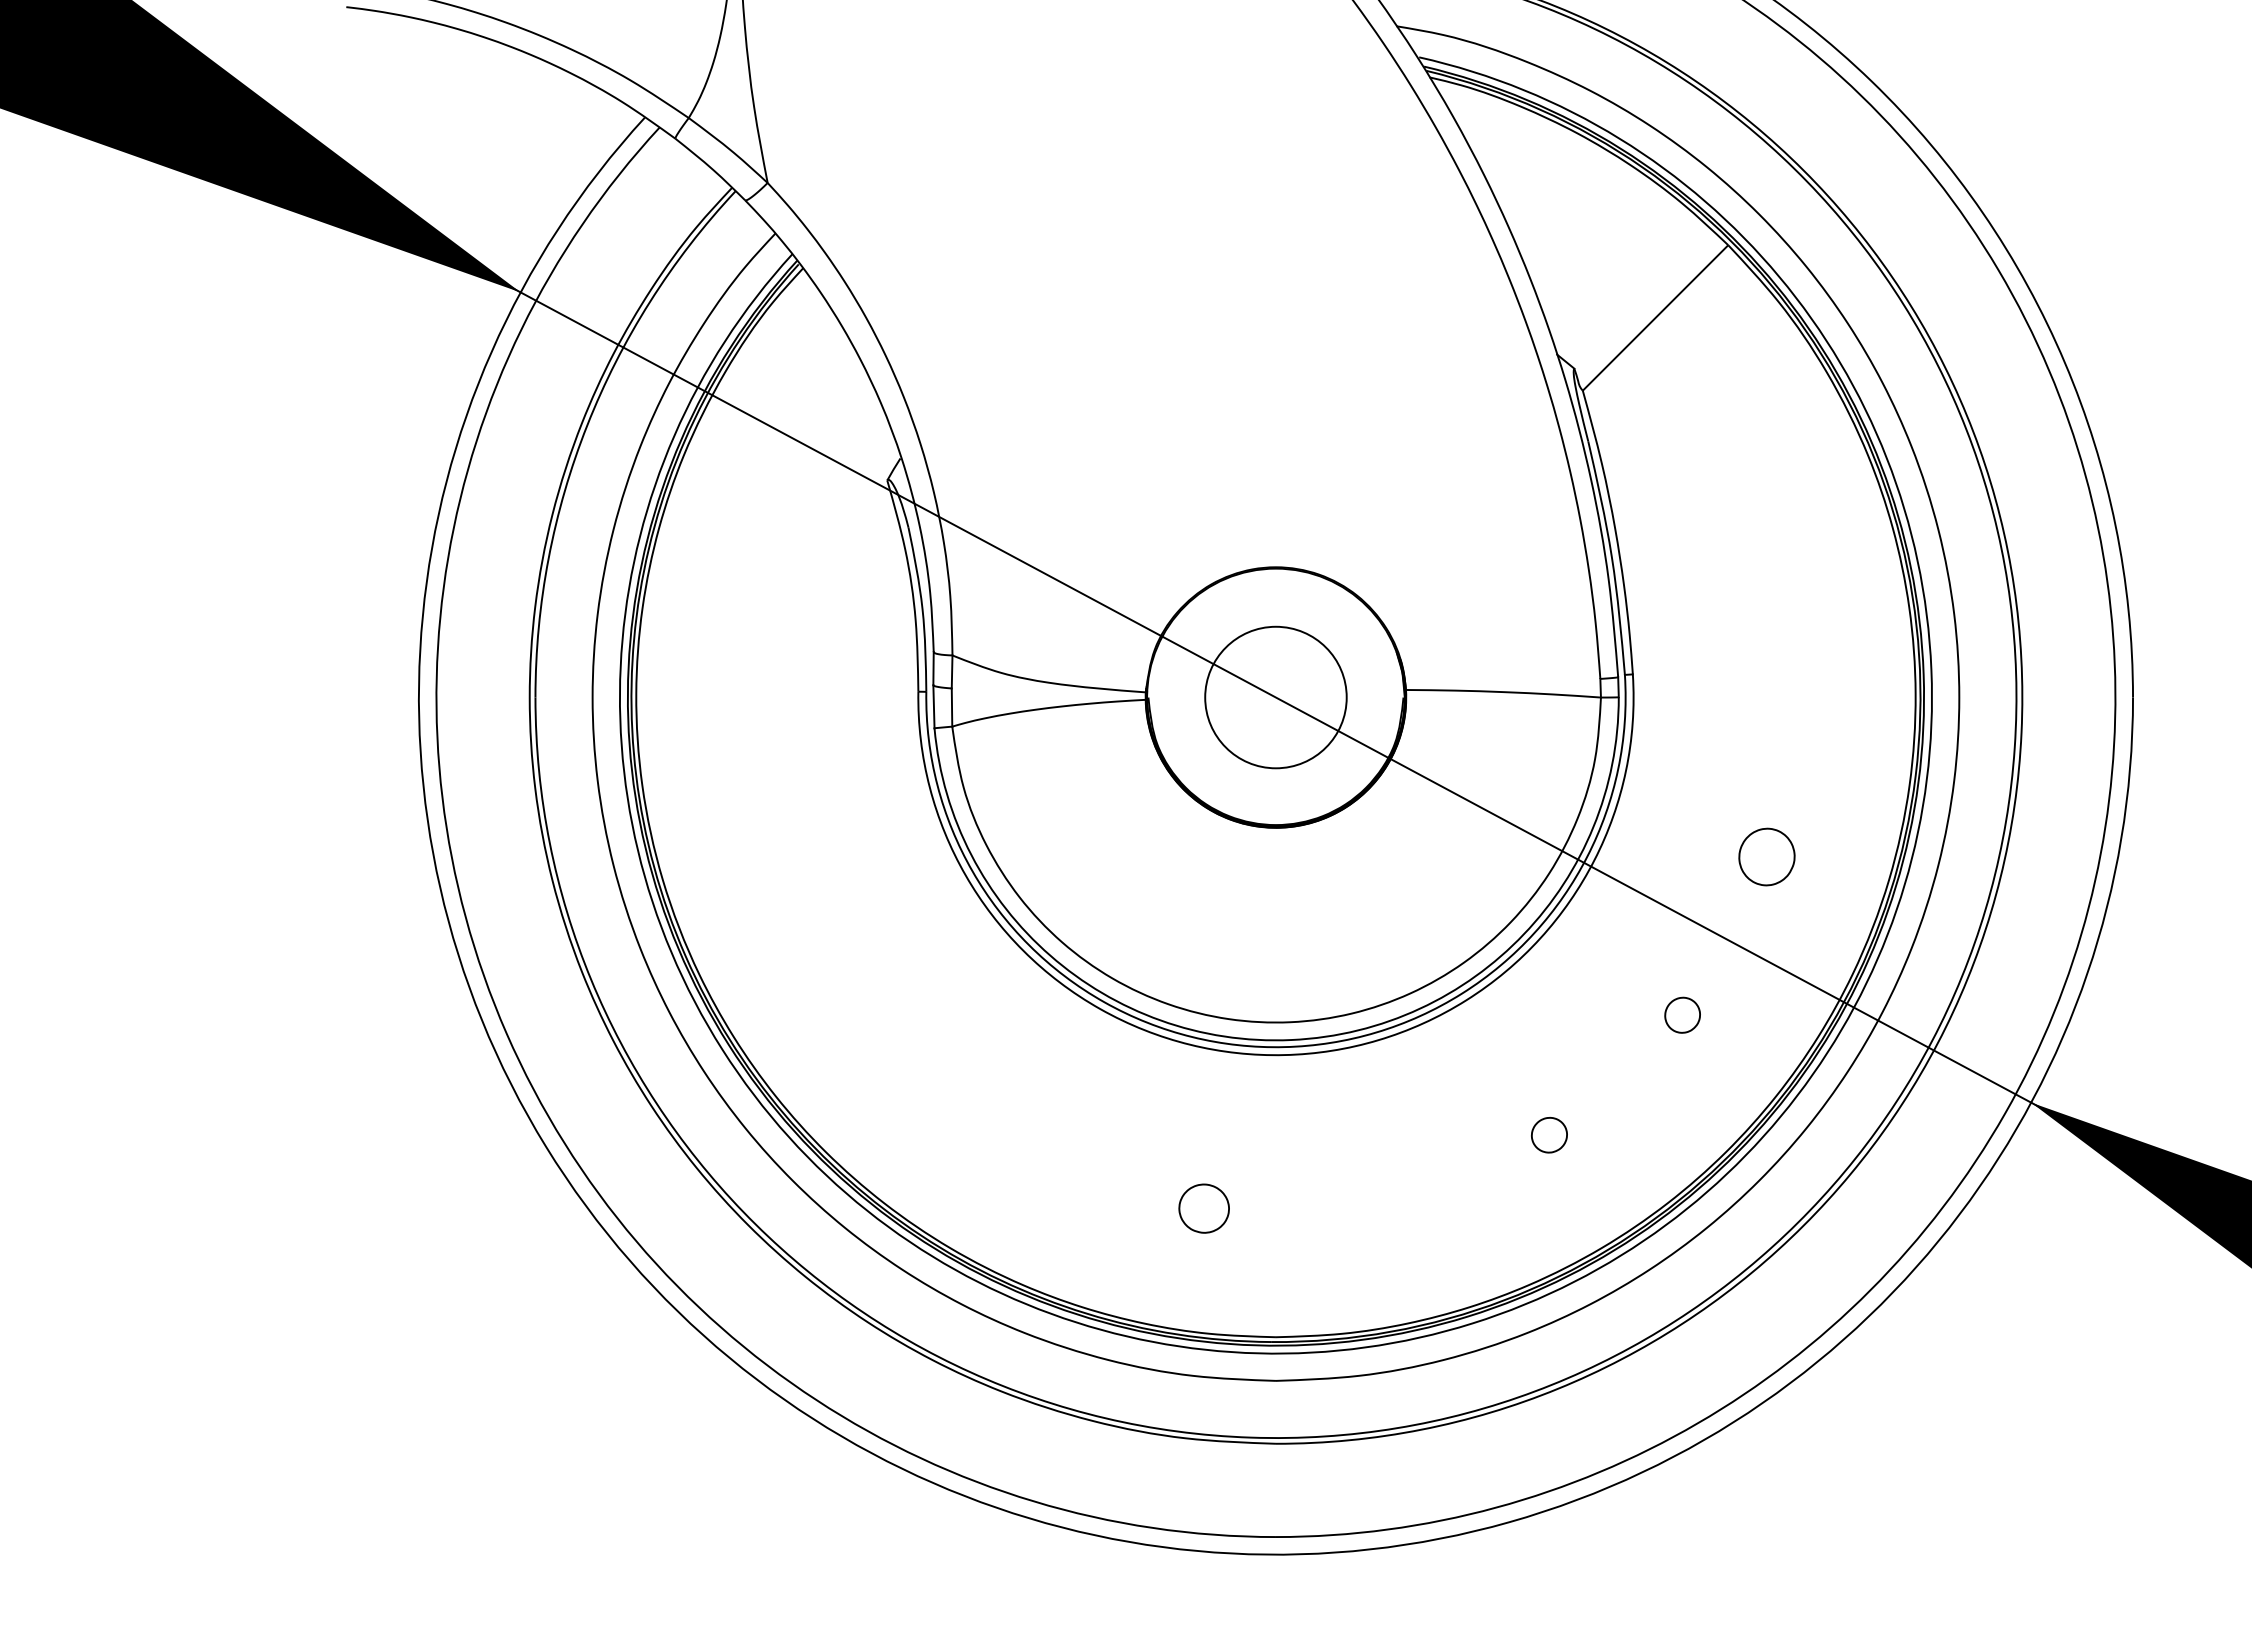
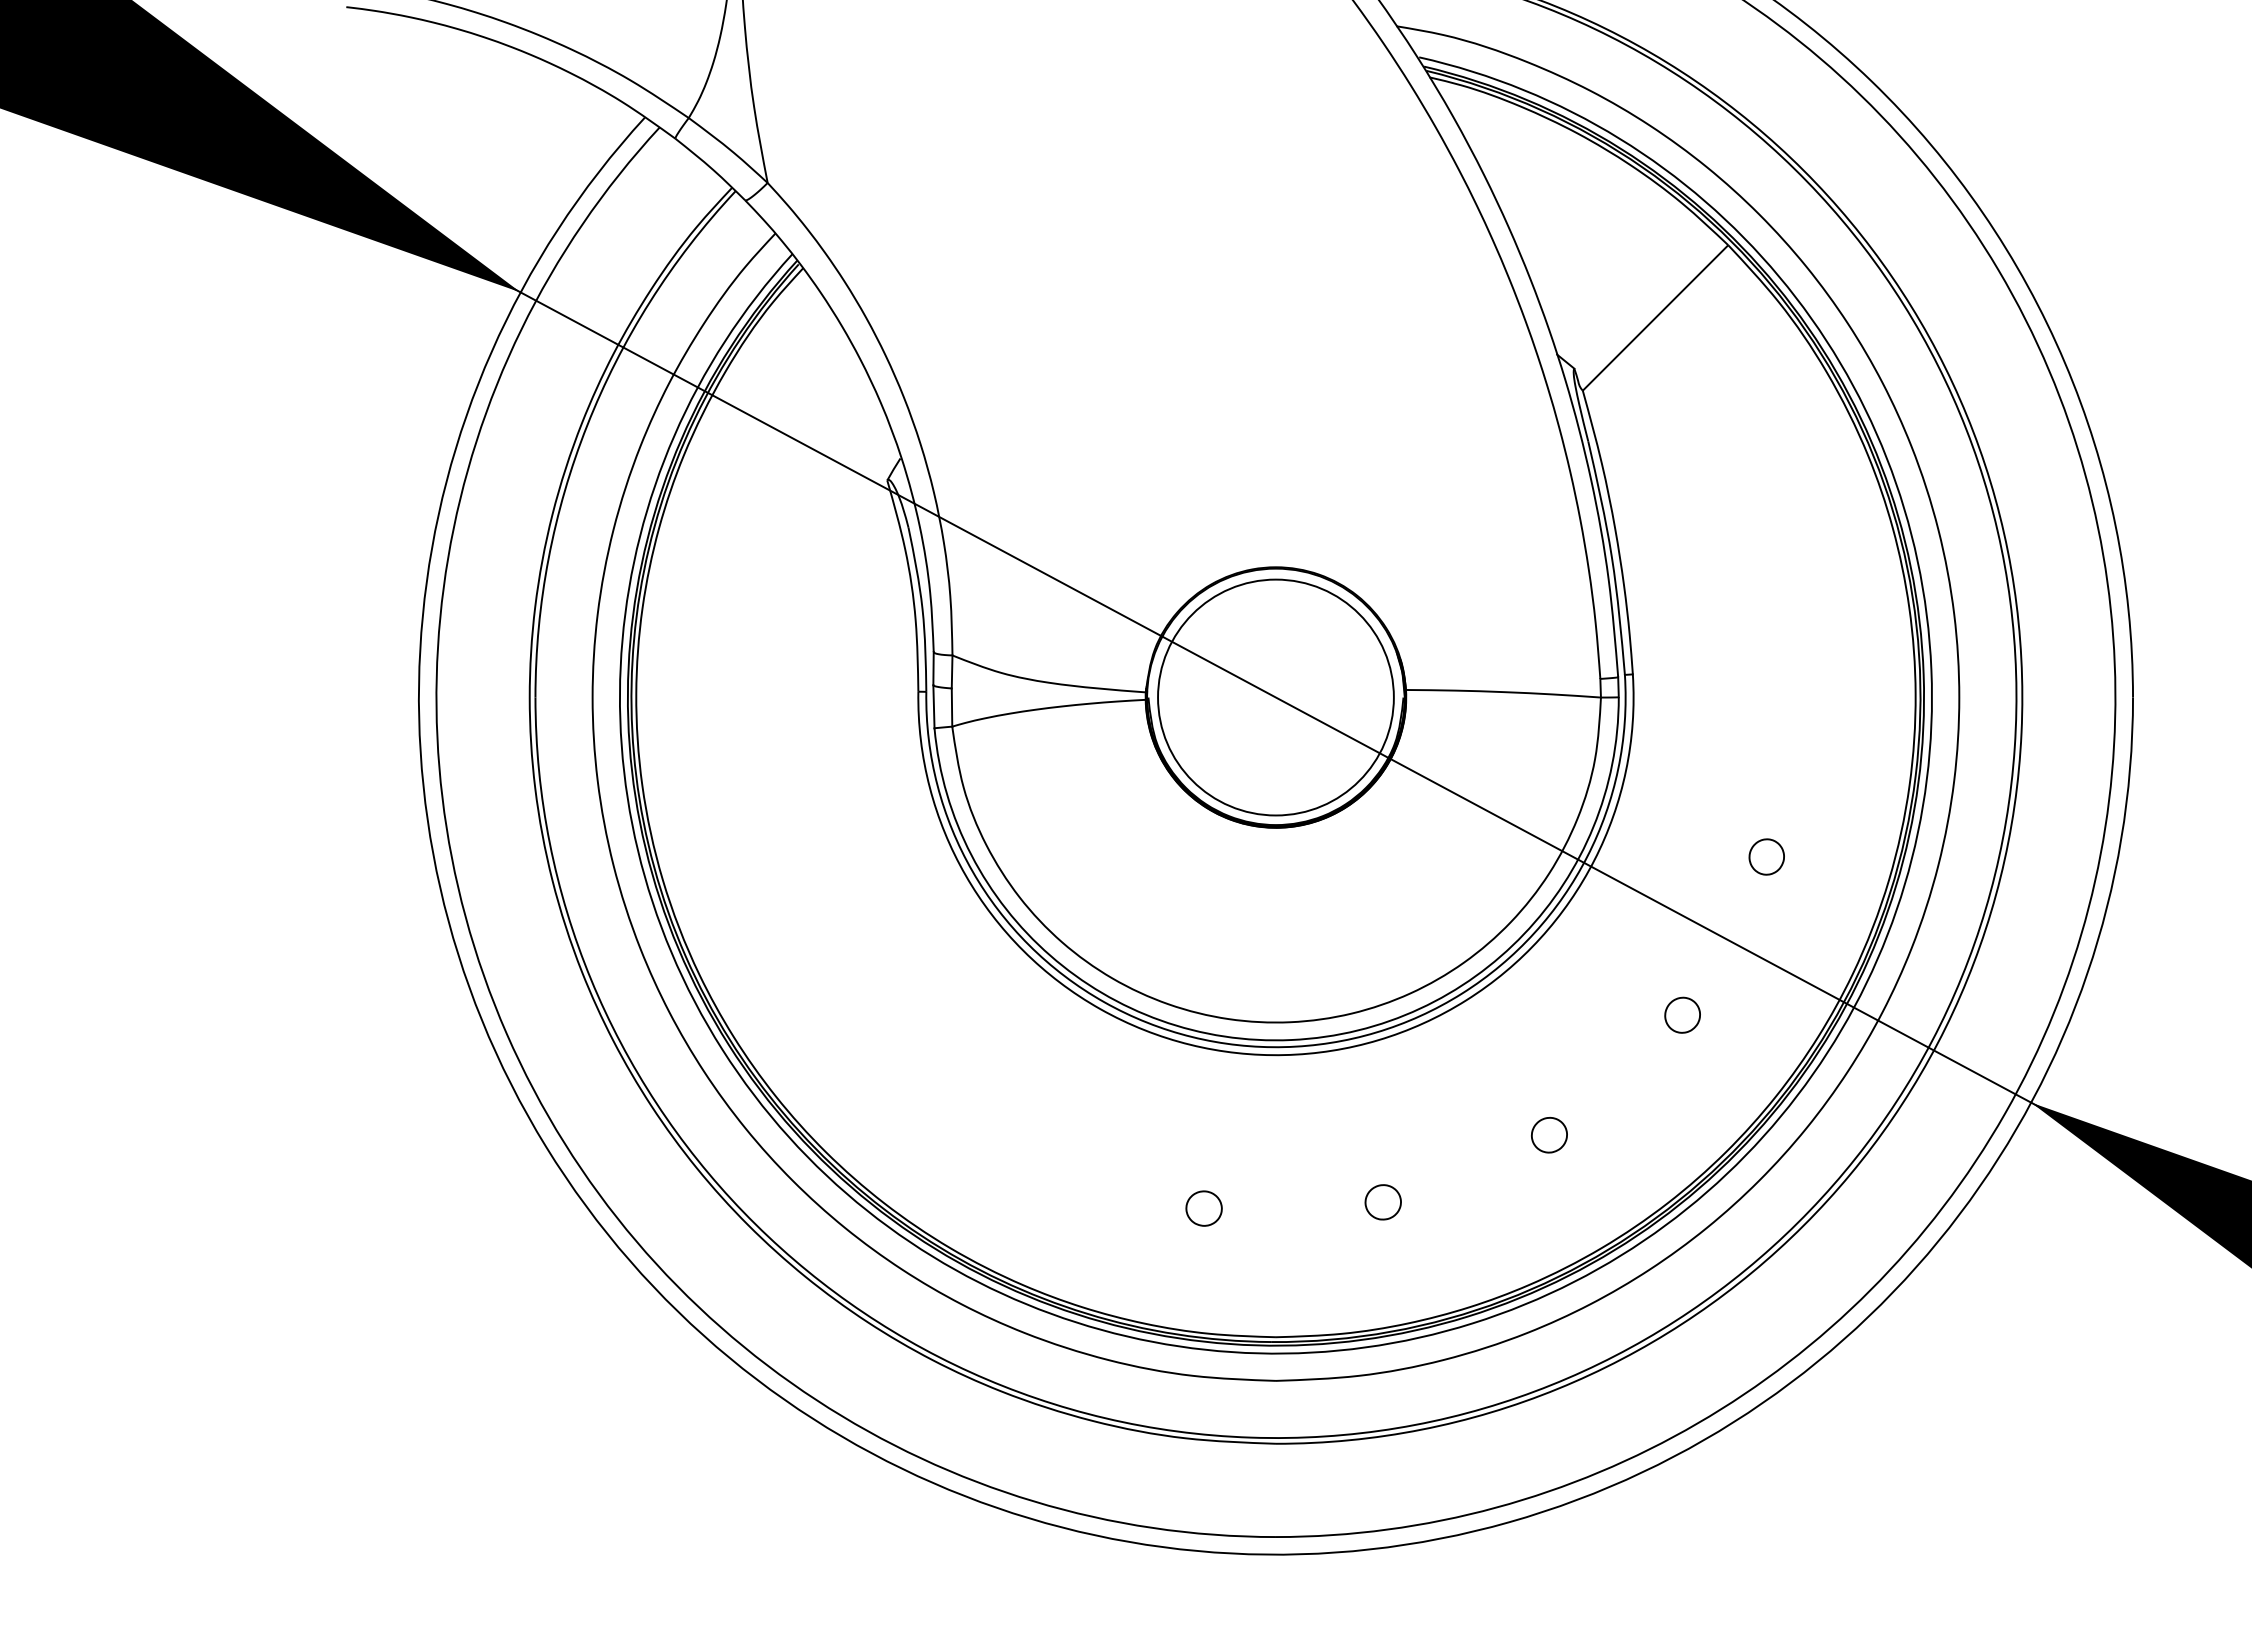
circle diameter: 142 px -> 236 px (1275, 697)
part size: 58x60 px -> 37x38 px (1766, 856)
part: none -> present (1382, 1202)
part size: 52x51 px -> 38x37 px (1203, 1208)
